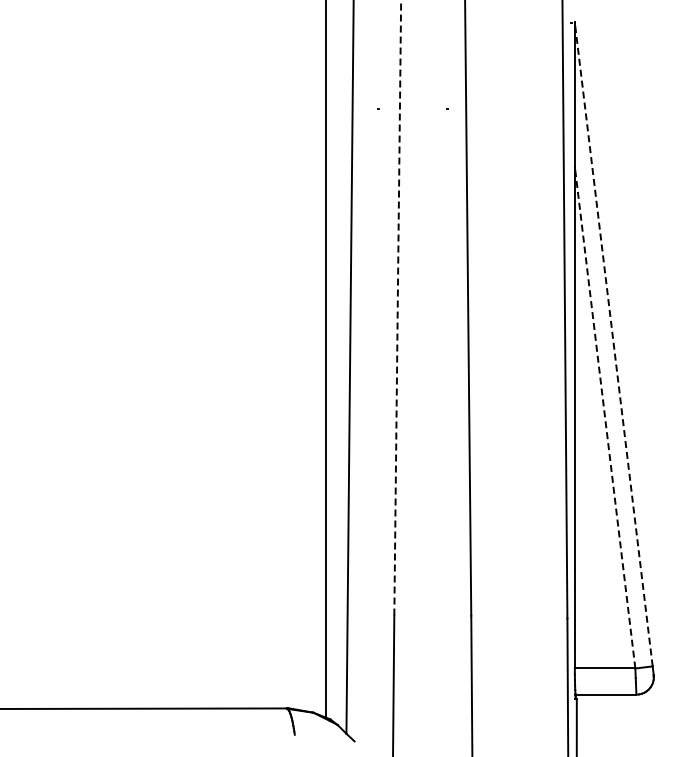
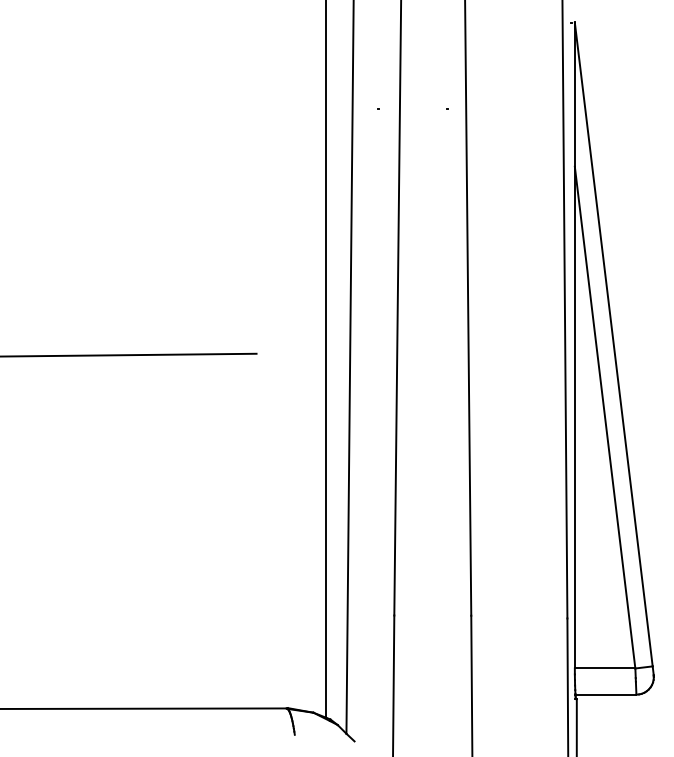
line: dashed -> solid (397, 307)
line: dashed -> solid (613, 344)
line: none -> present (129, 354)
line: dashed -> solid (605, 417)
